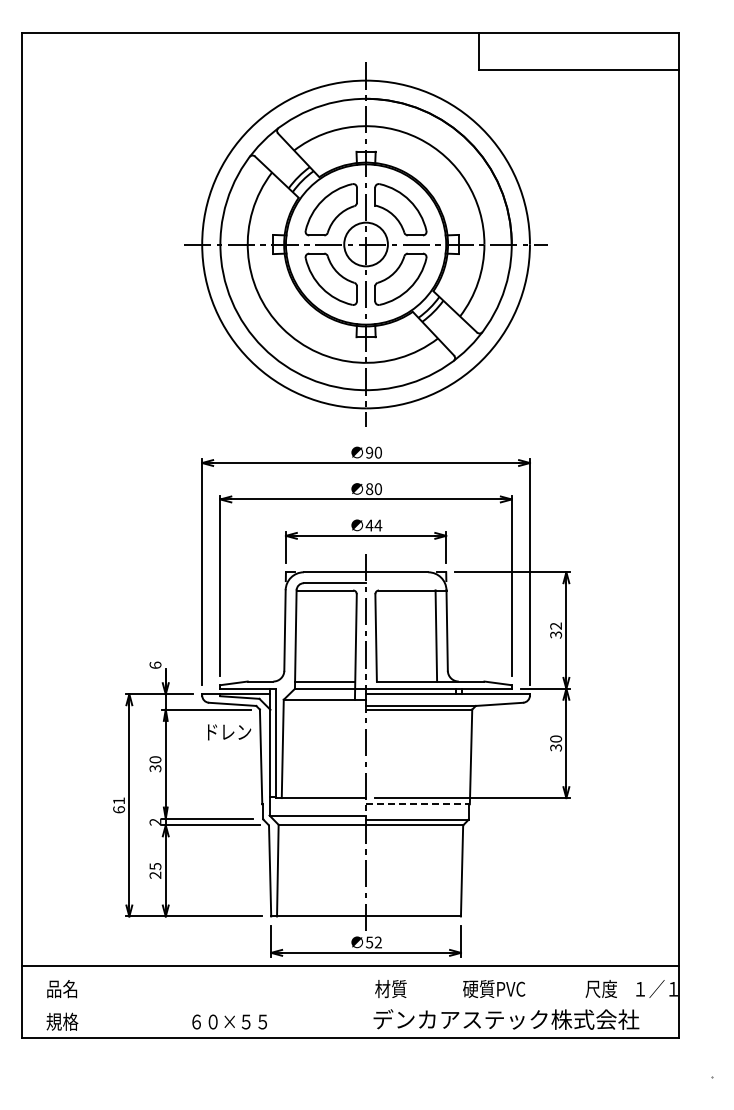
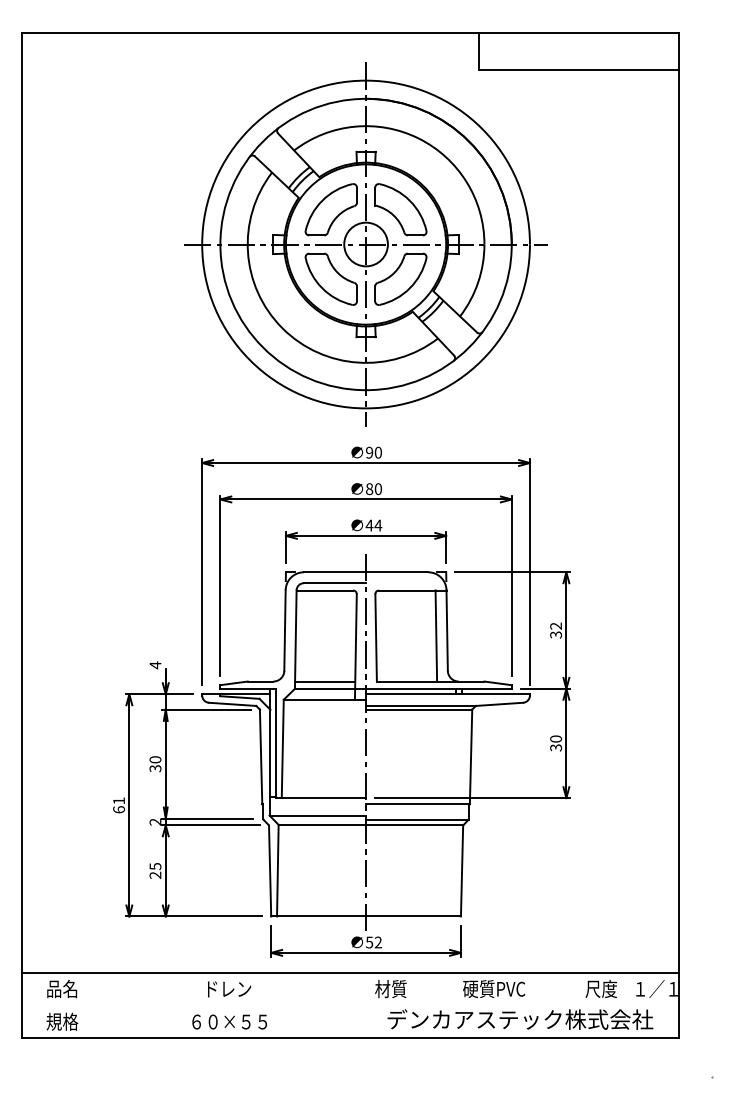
text: 6 -> 4 (155, 665)
text position: (229, 732) -> (229, 989) (229, 989)
line: dashed -> solid (417, 804)
line position: (350, 965) -> (350, 972) (350, 972)
text position: (506, 1019) -> (520, 1019) (520, 1019)
